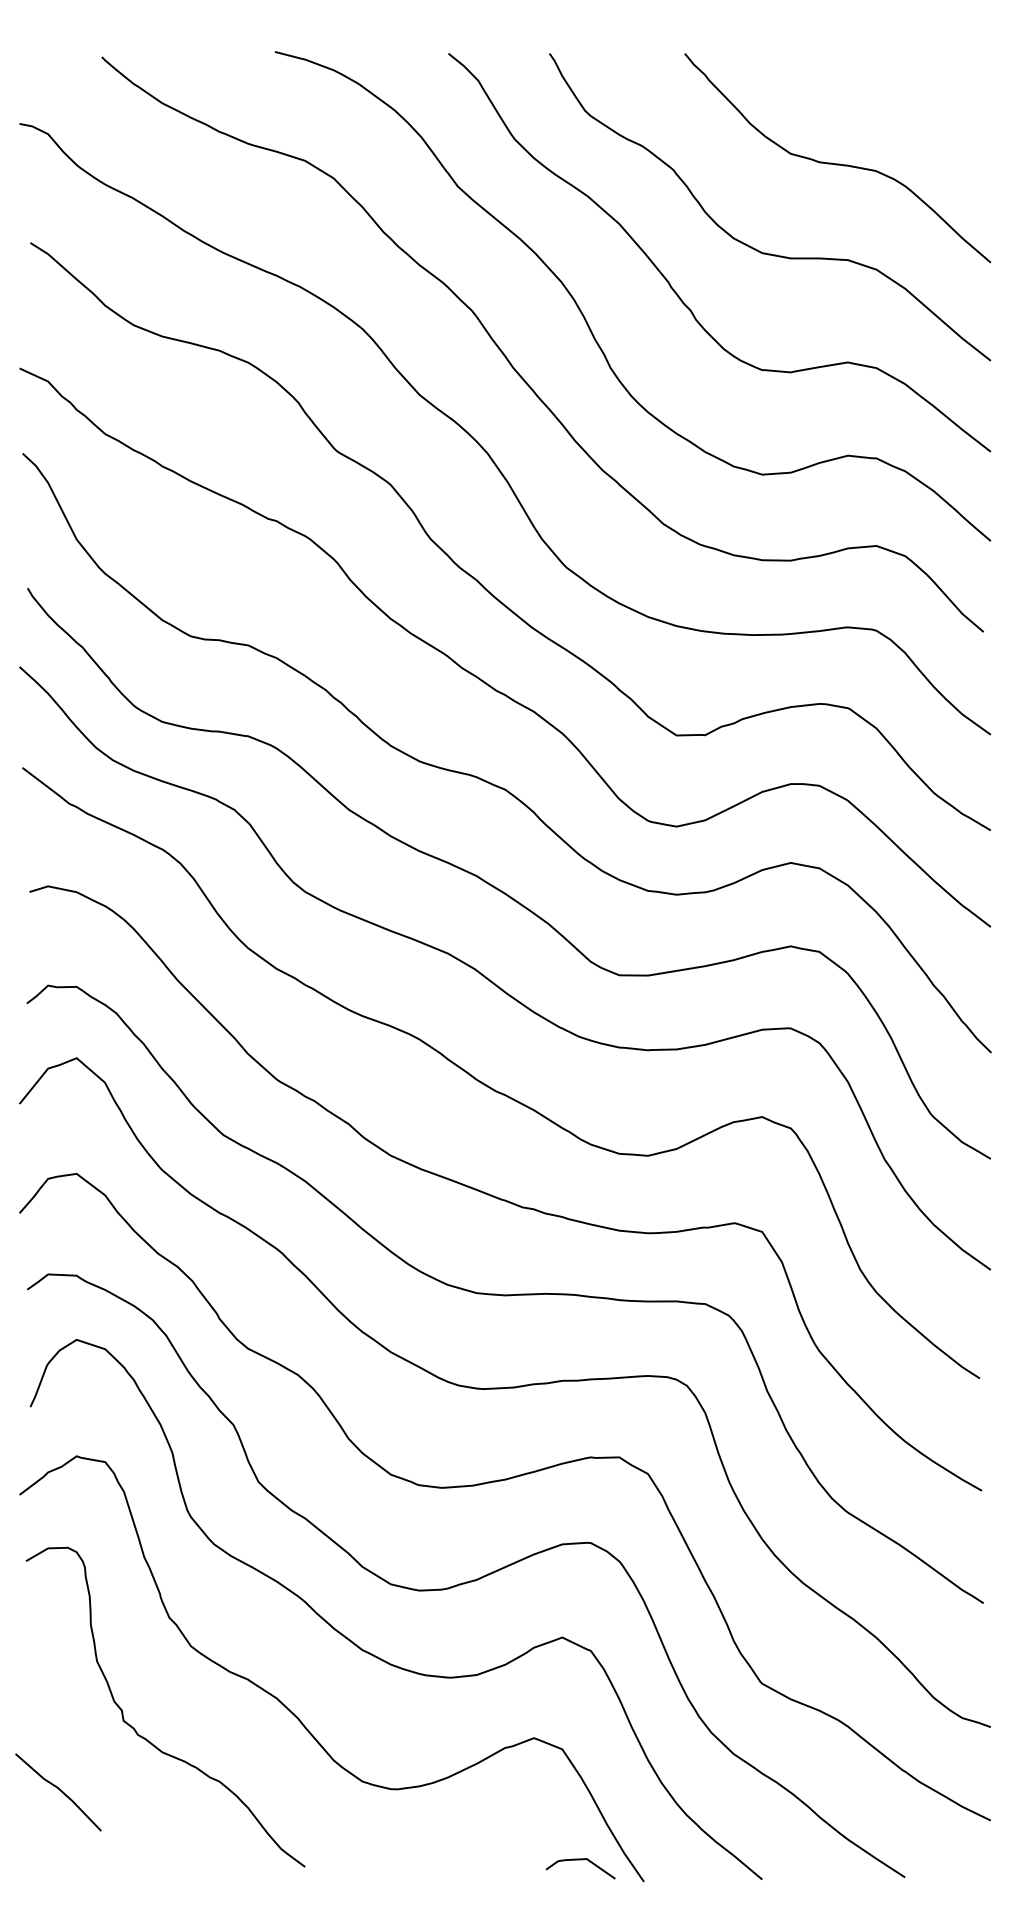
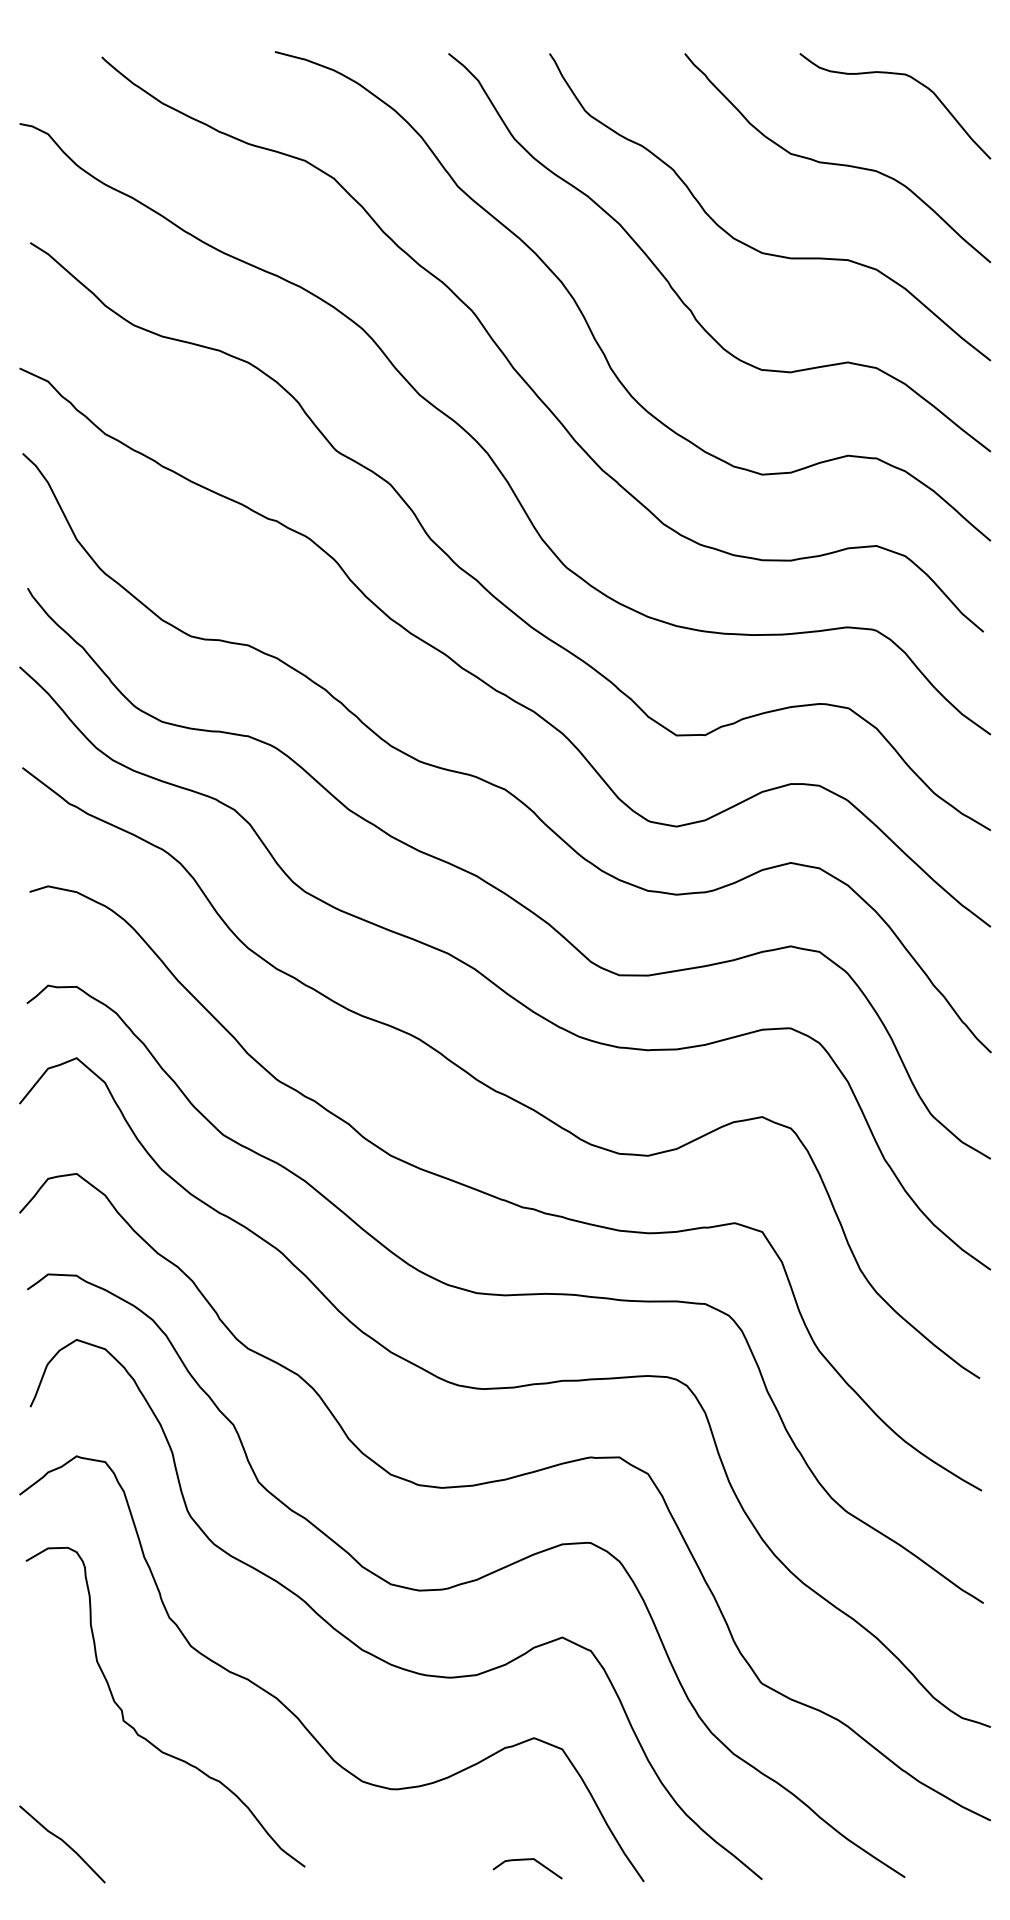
curve: none -> present (902, 75)
line position: (59, 1790) -> (63, 1842) (63, 1842)
line position: (580, 1860) -> (527, 1860) (527, 1860)
